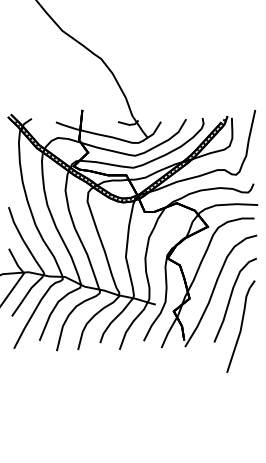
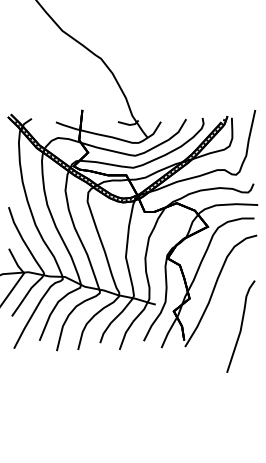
curve: present -> none (231, 297)
